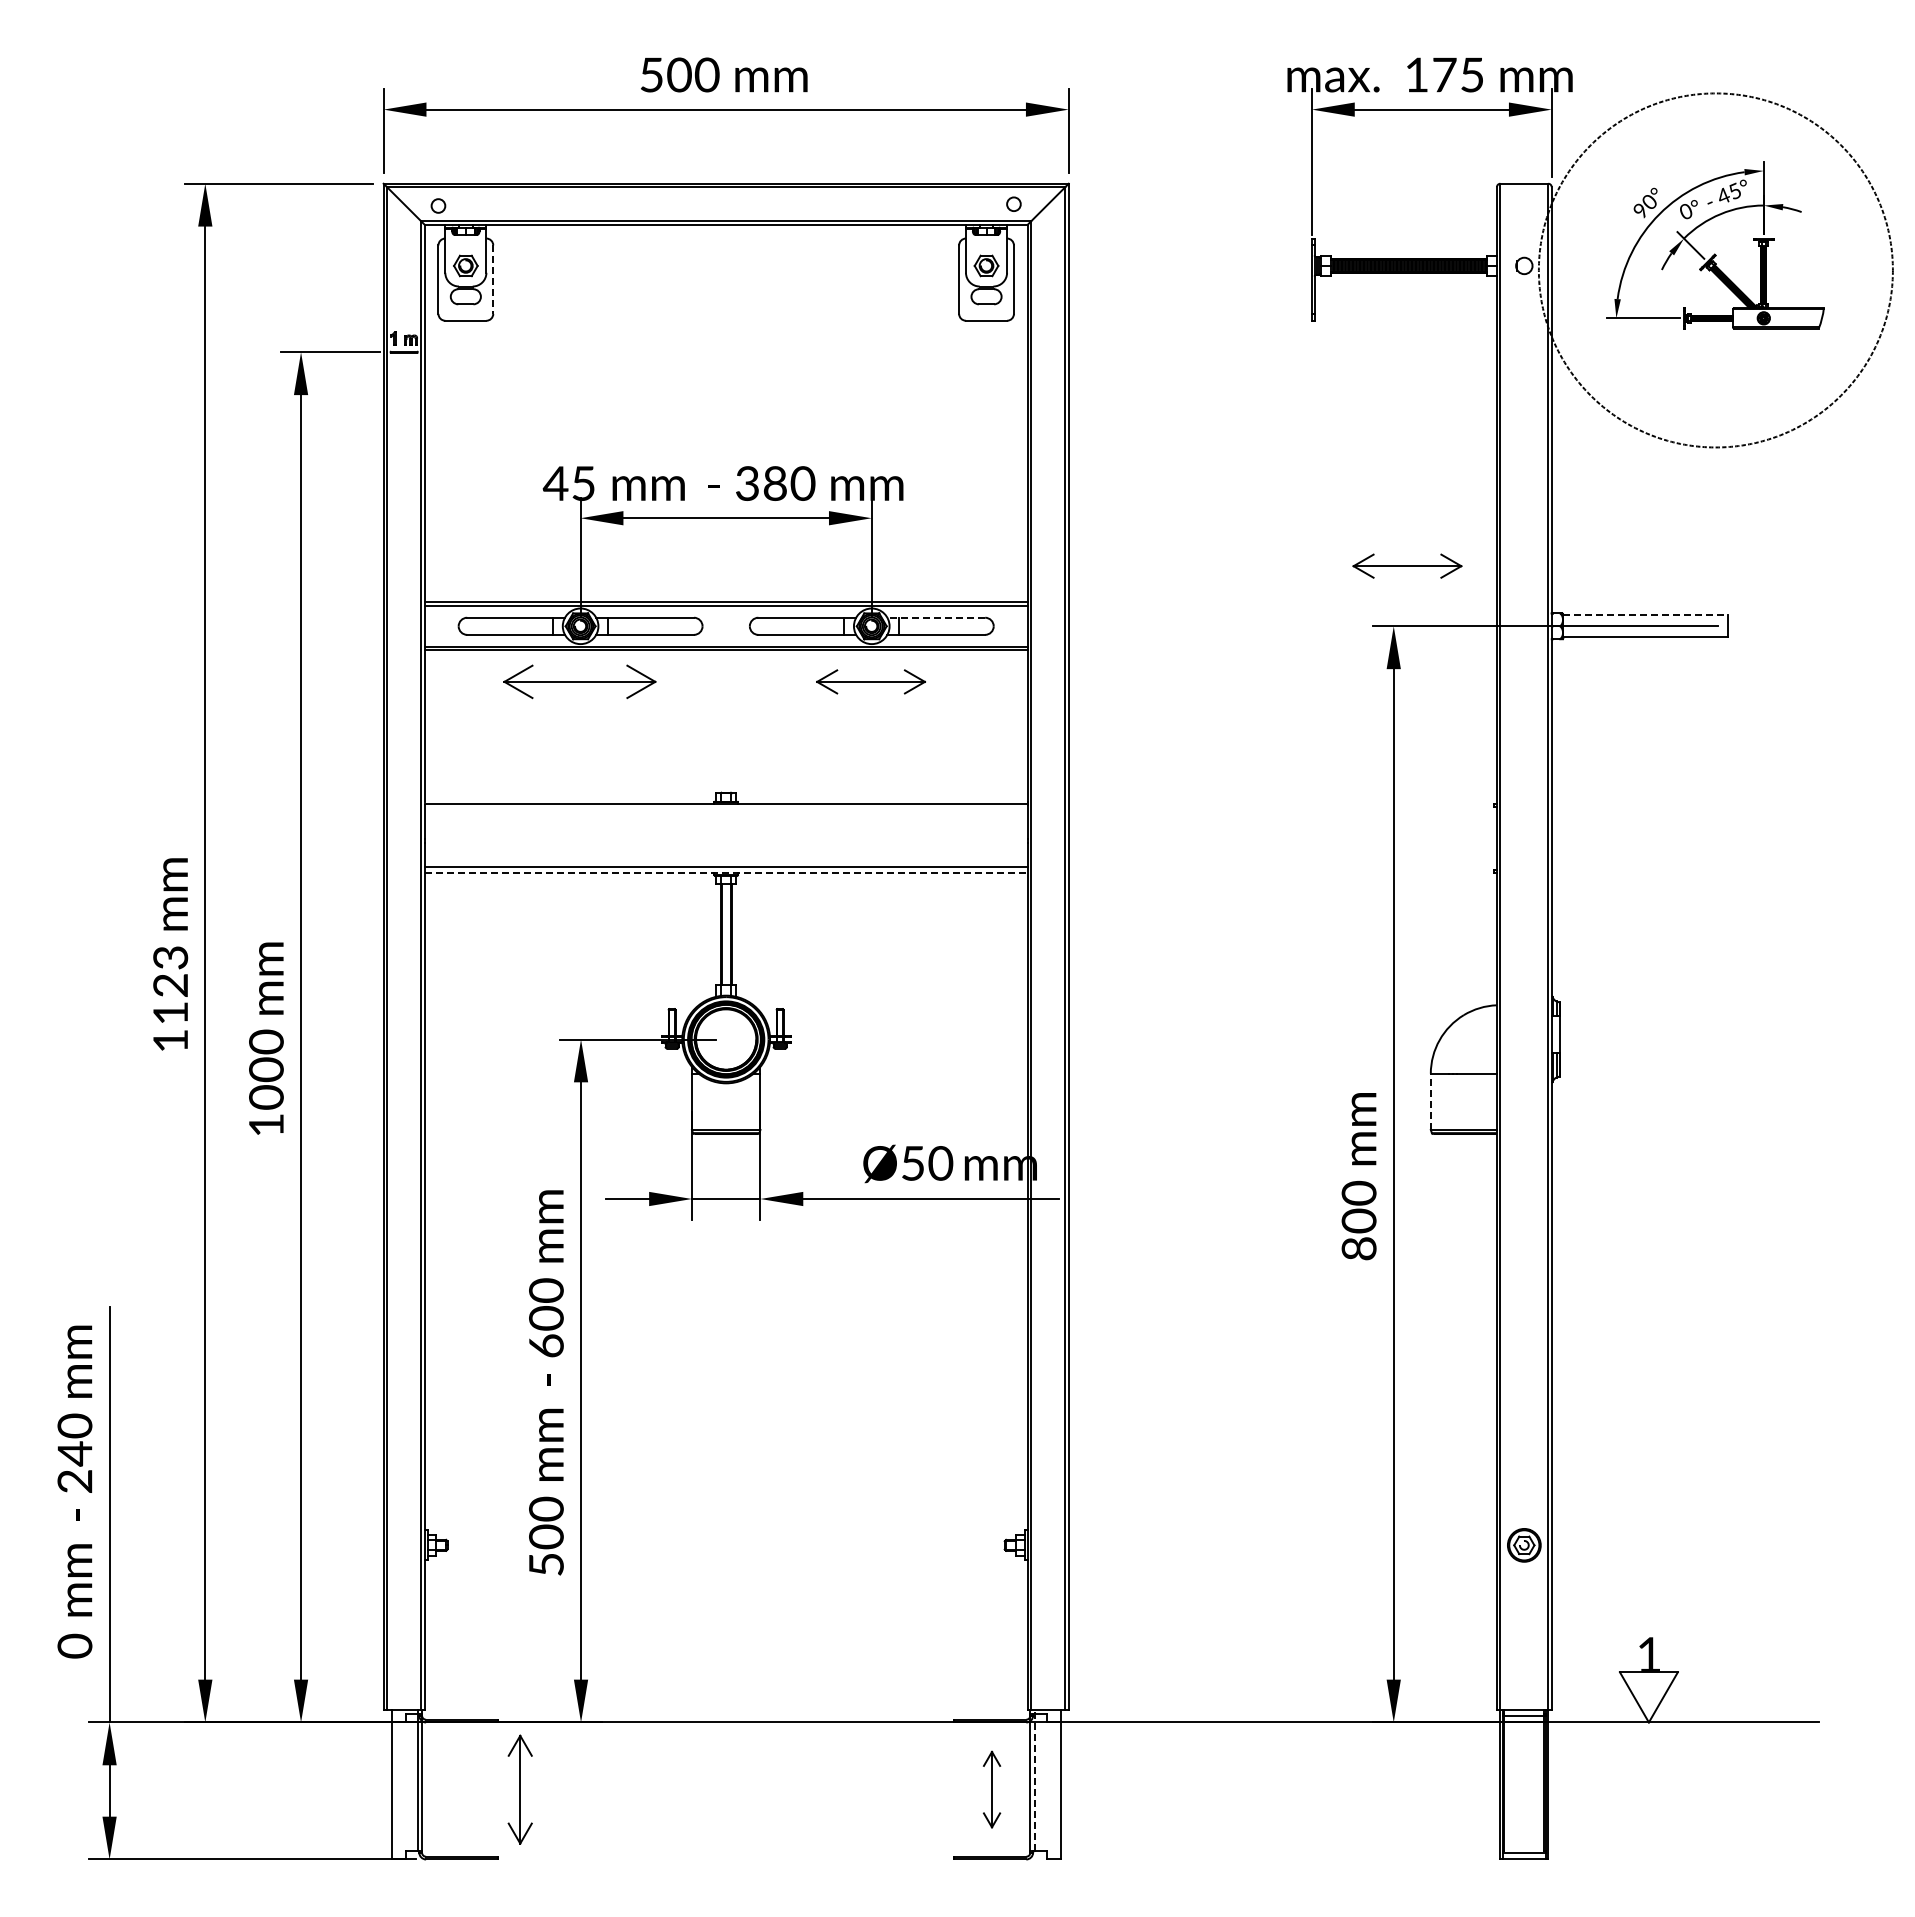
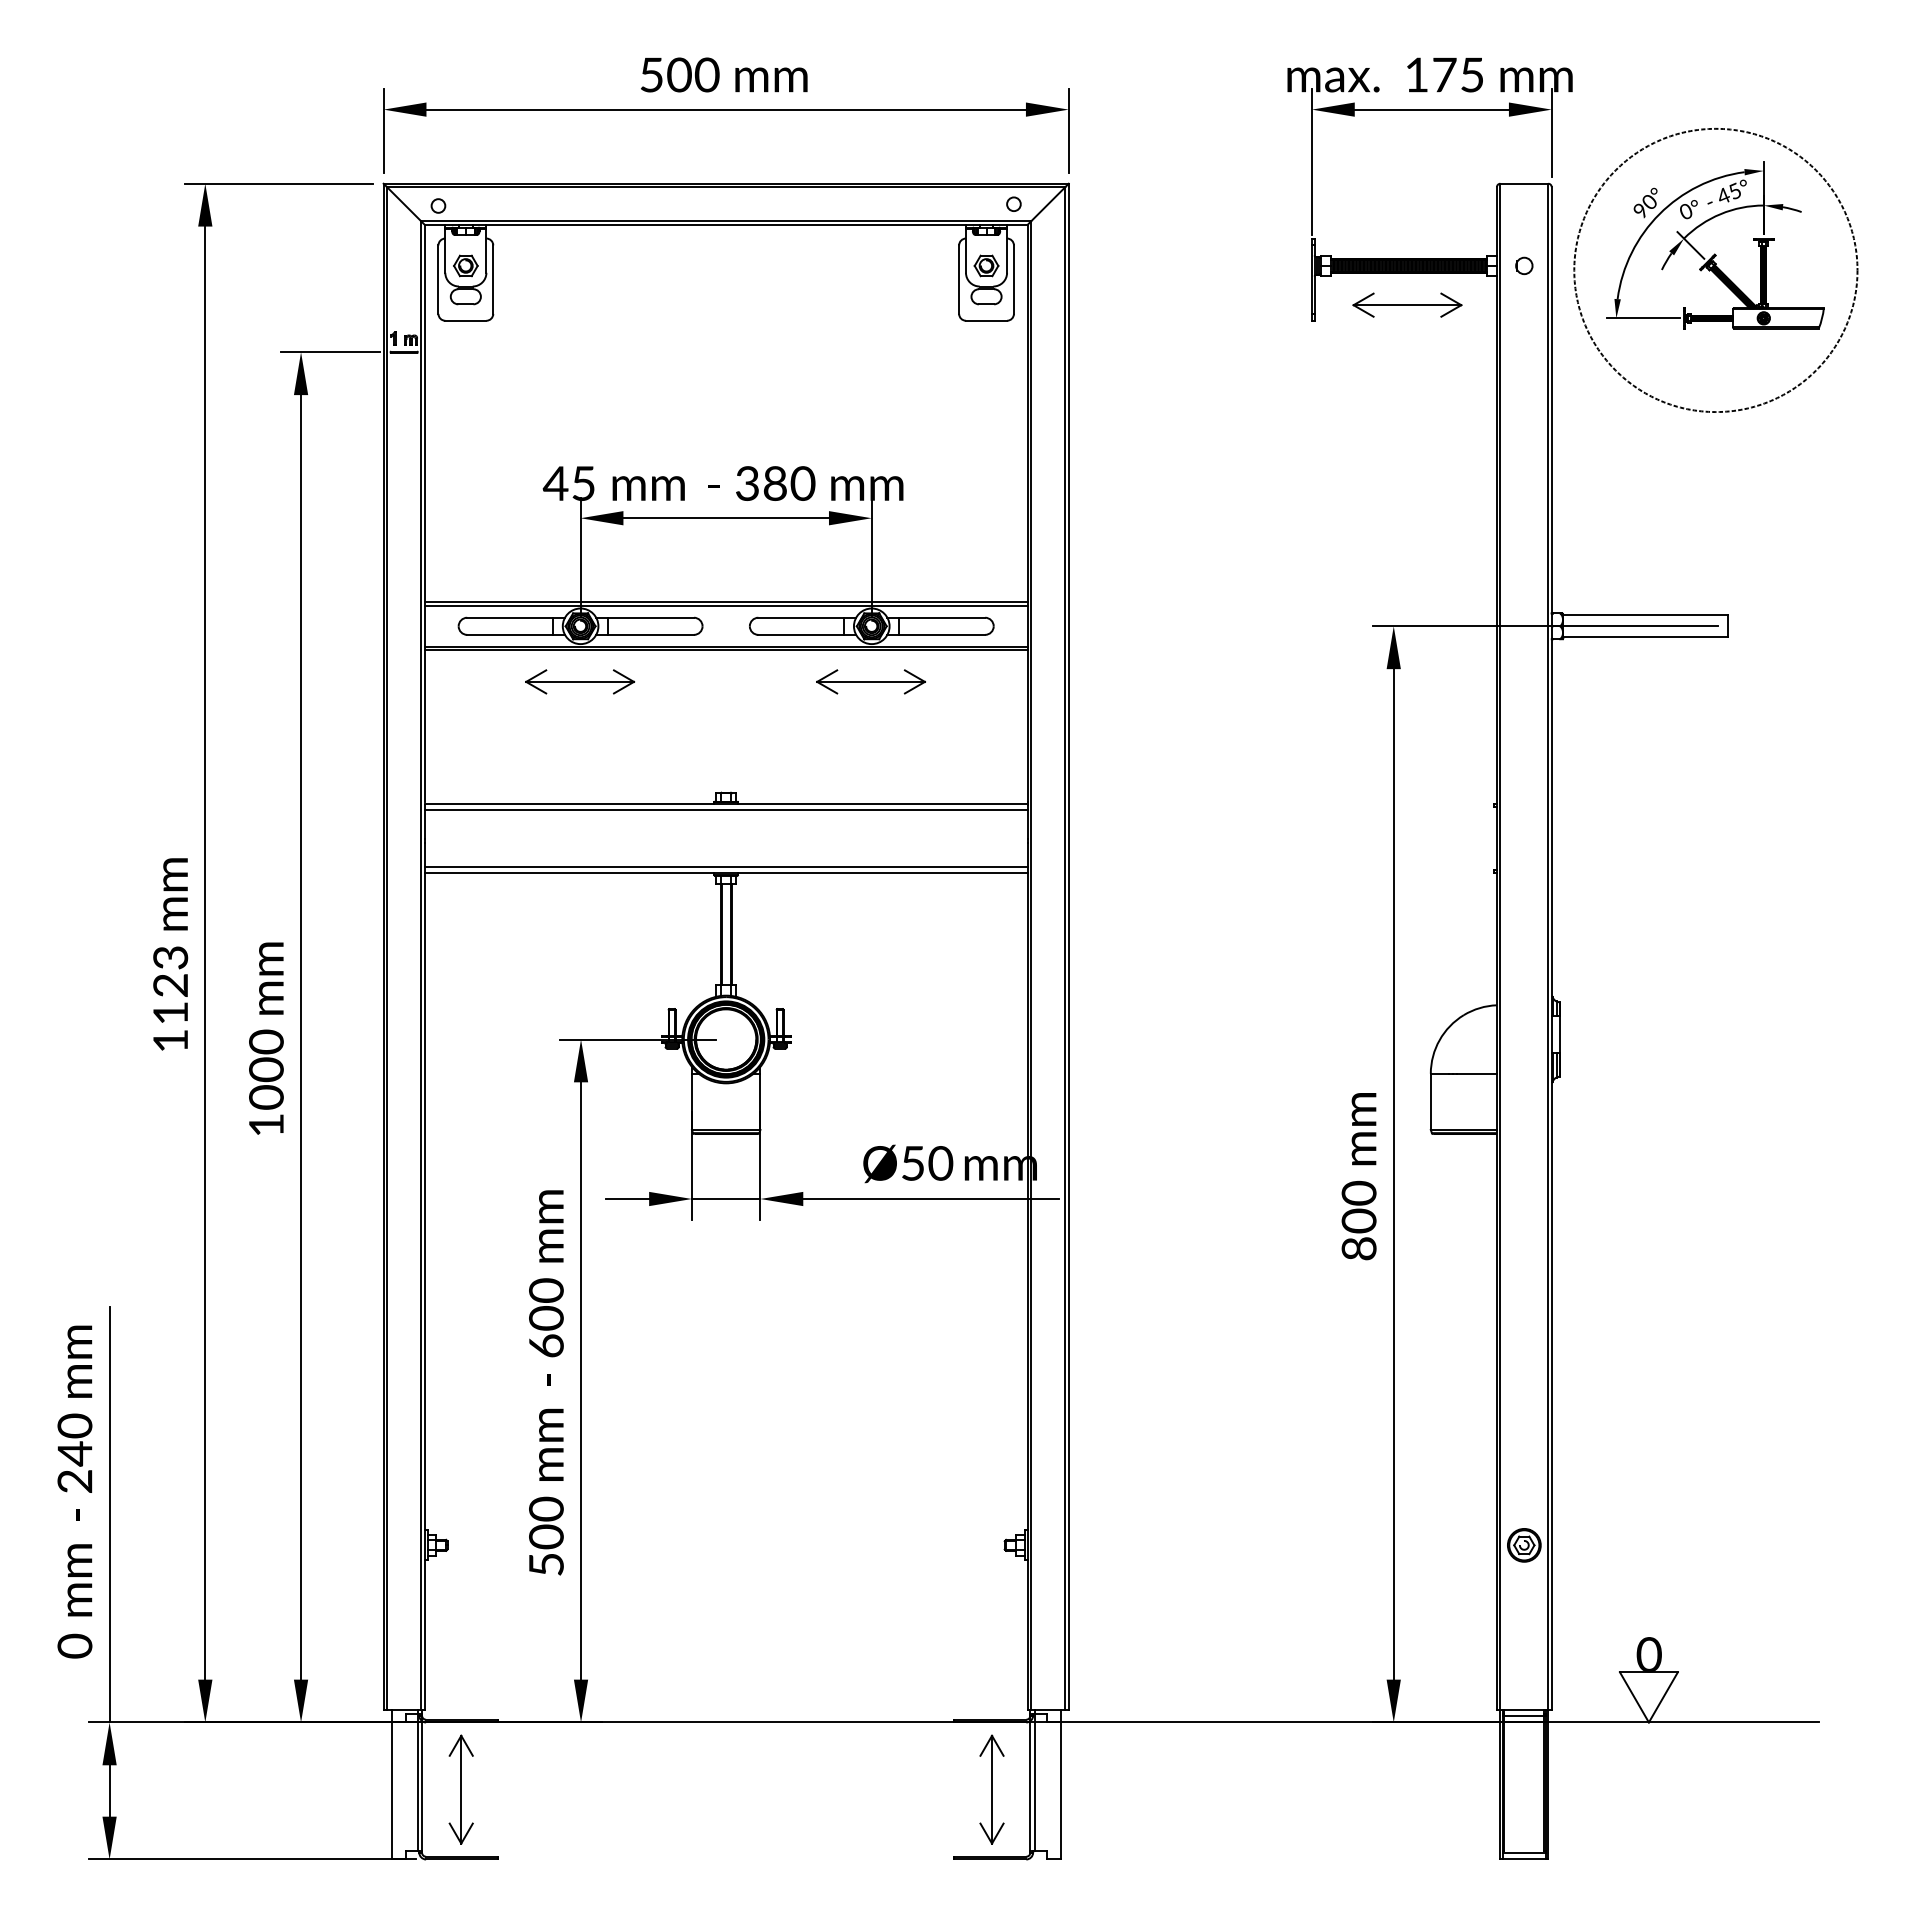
circle diameter: 354 px -> 283 px (1715, 270)
line: dashed -> solid (493, 280)
part position: (1407, 565) -> (1407, 304) (1407, 304)
line: dashed -> solid (1646, 615)
line: dashed -> solid (936, 617)
part size: 154x36 px -> 111x26 px (580, 681)
line: none -> present (725, 809)
line: dashed -> solid (726, 872)
line: dashed -> solid (1430, 1101)
text: 1 -> 0 (1648, 1653)
line: dashed -> solid (1034, 1780)
part position: (519, 1789) -> (460, 1789) (460, 1789)
part size: 20x79 px -> 26x111 px (991, 1789)
